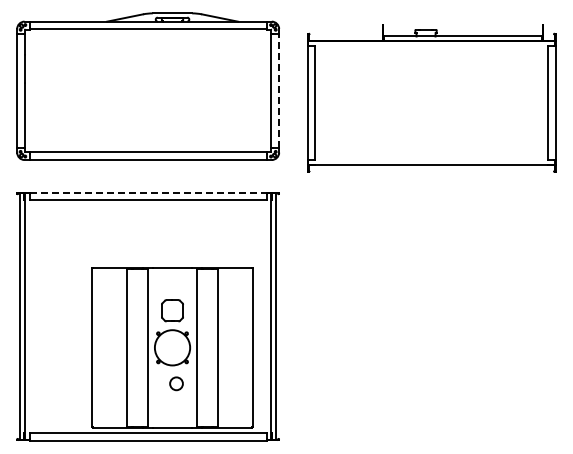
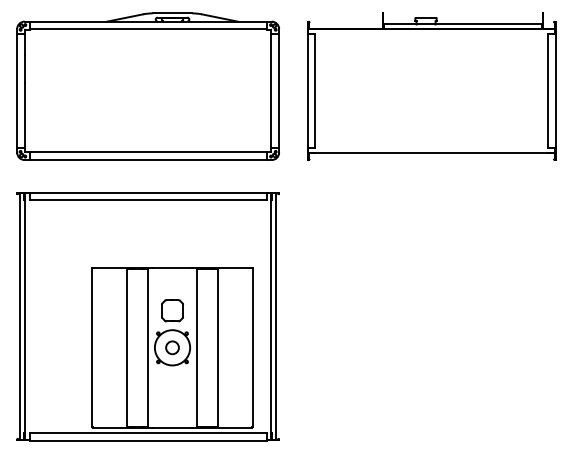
line: dashed -> solid (279, 90)
part position: (431, 98) -> (431, 86) (431, 86)
line: dashed -> solid (148, 192)
circle position: (176, 383) -> (172, 347) (172, 347)
